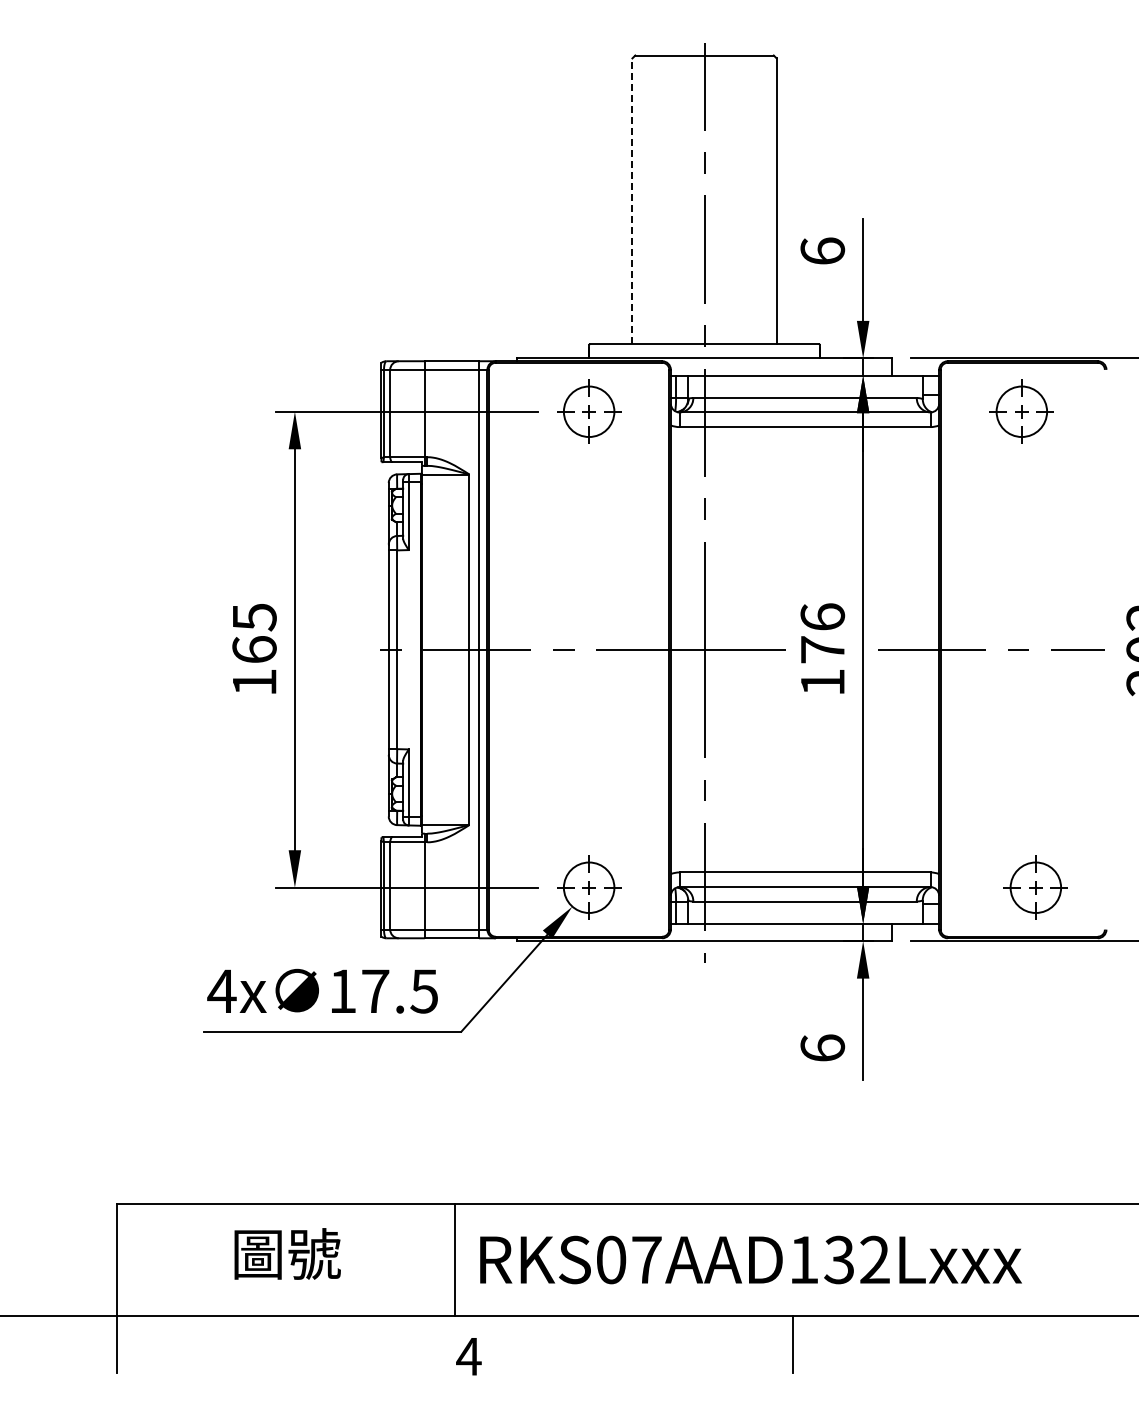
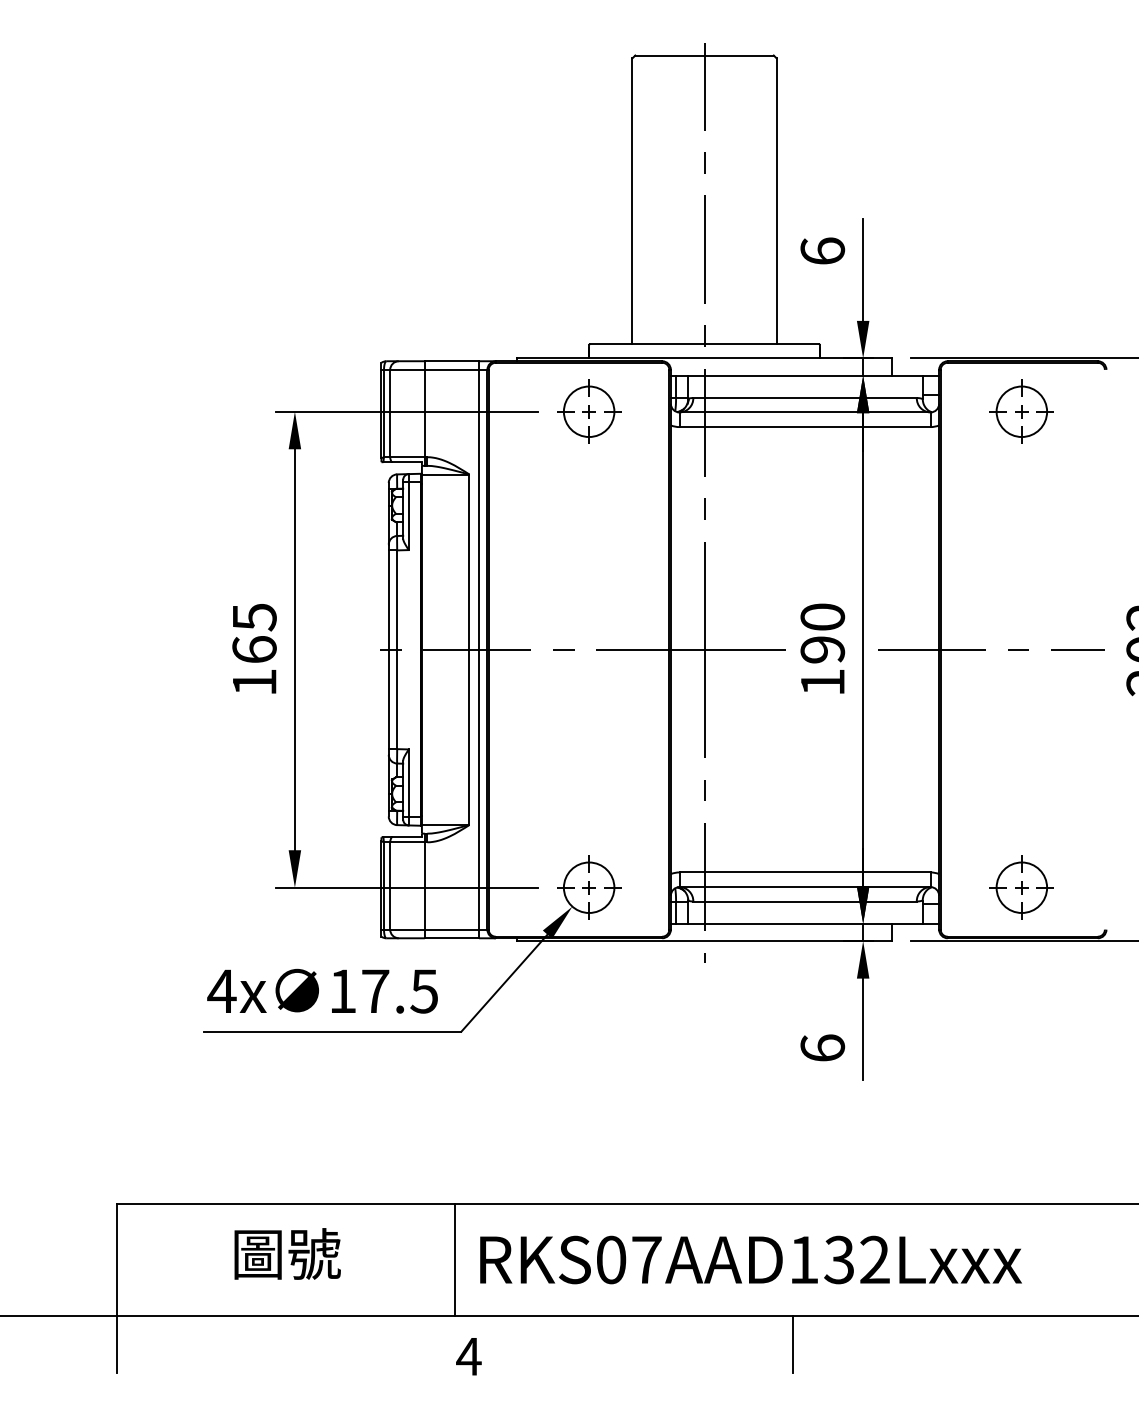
line: dashed -> solid (632, 201)
text: 176 -> 190 (822, 633)
part position: (1035, 887) -> (1021, 887) (1021, 887)
